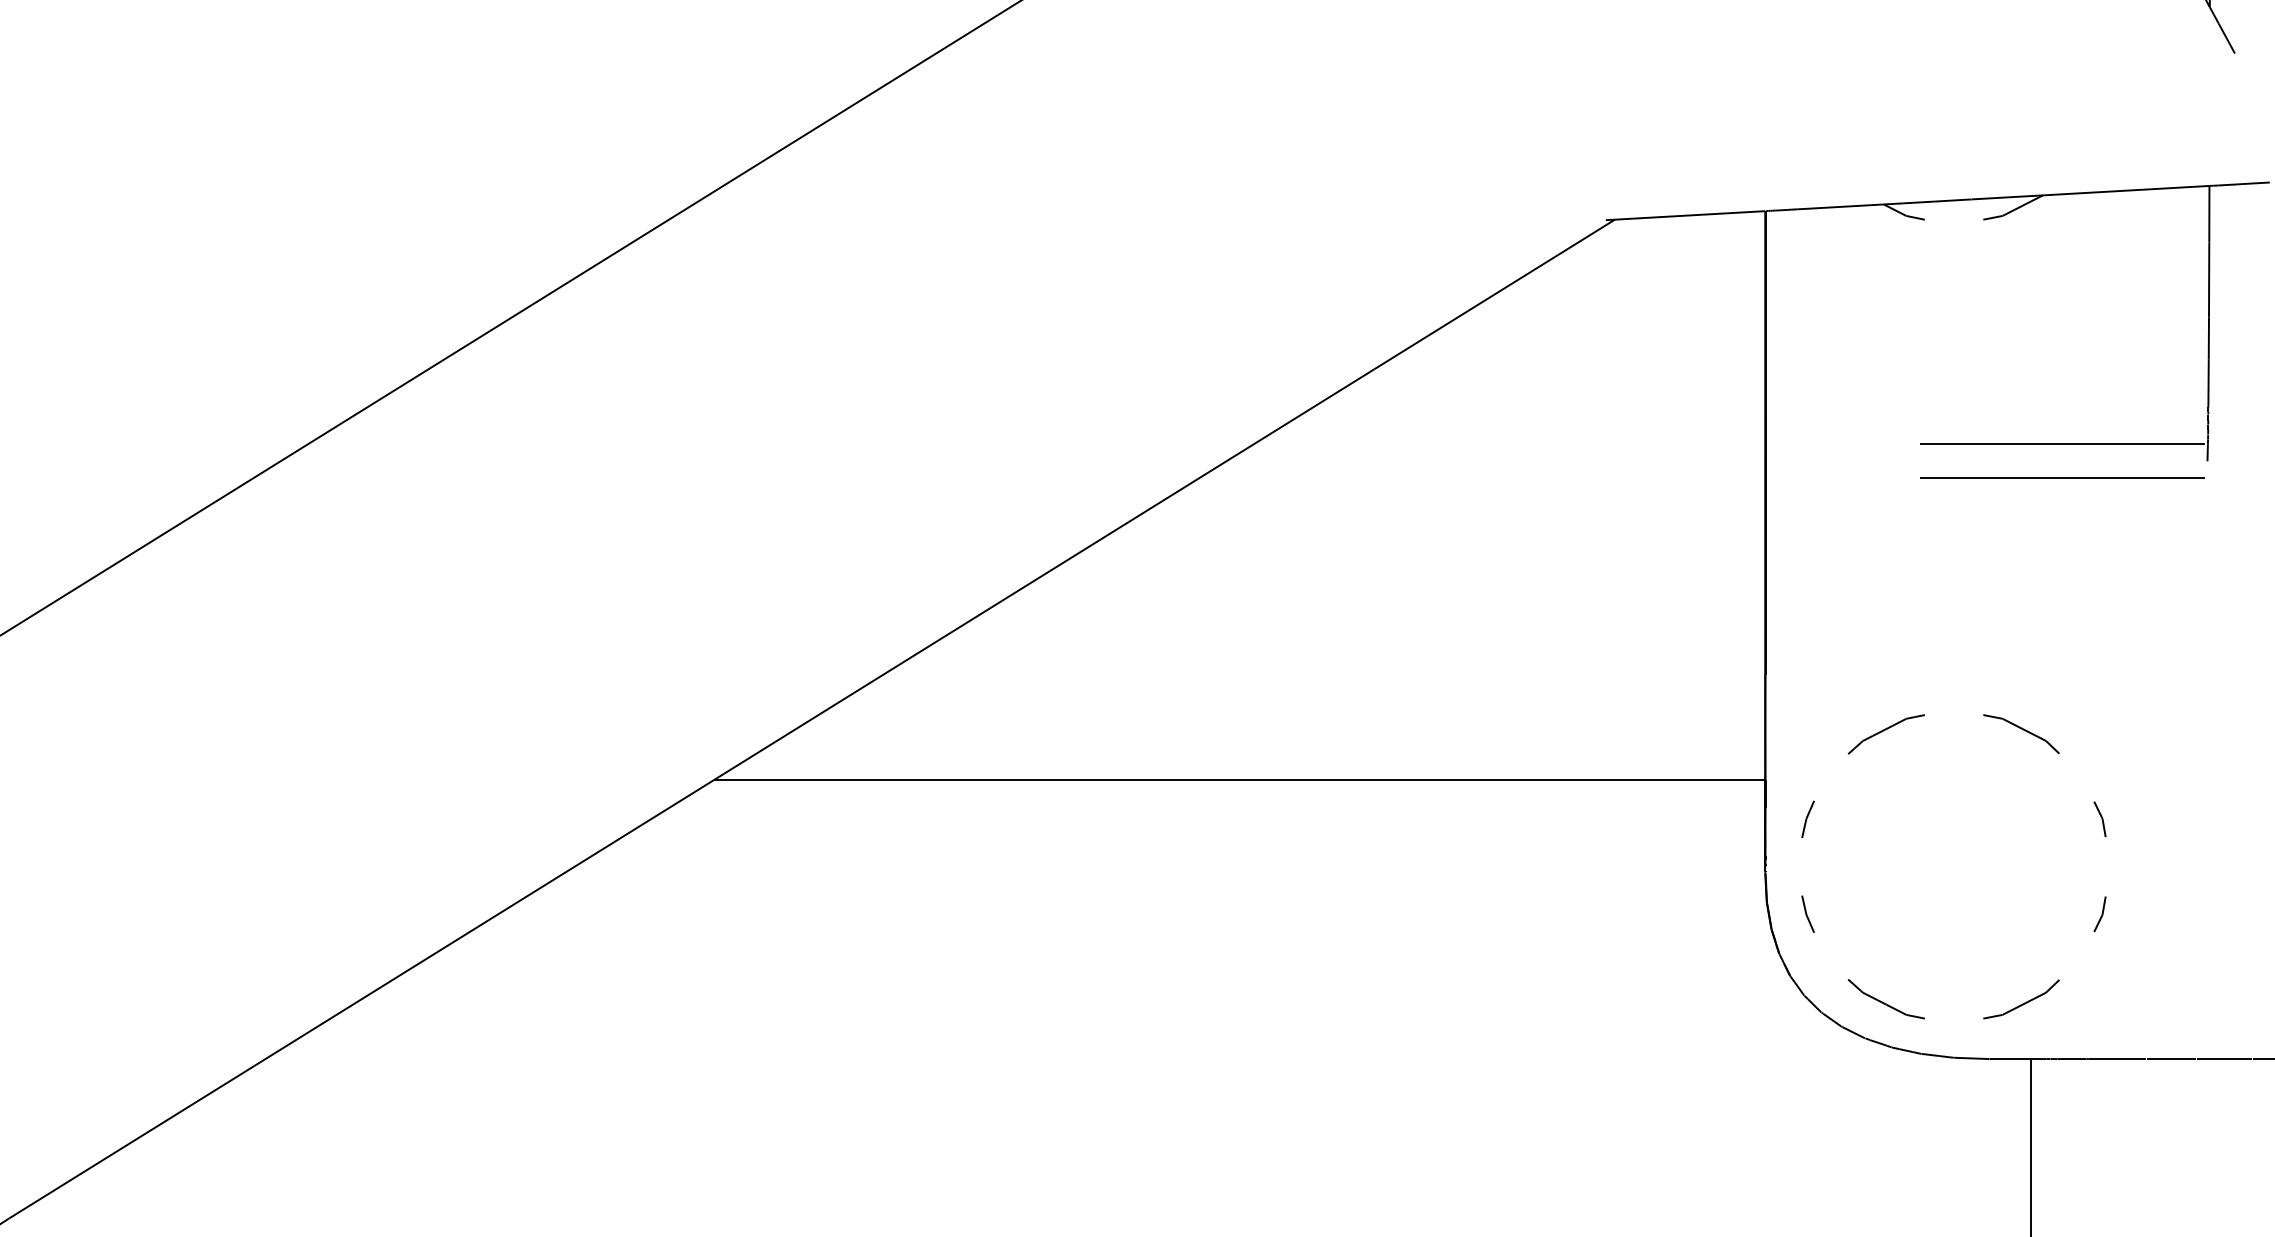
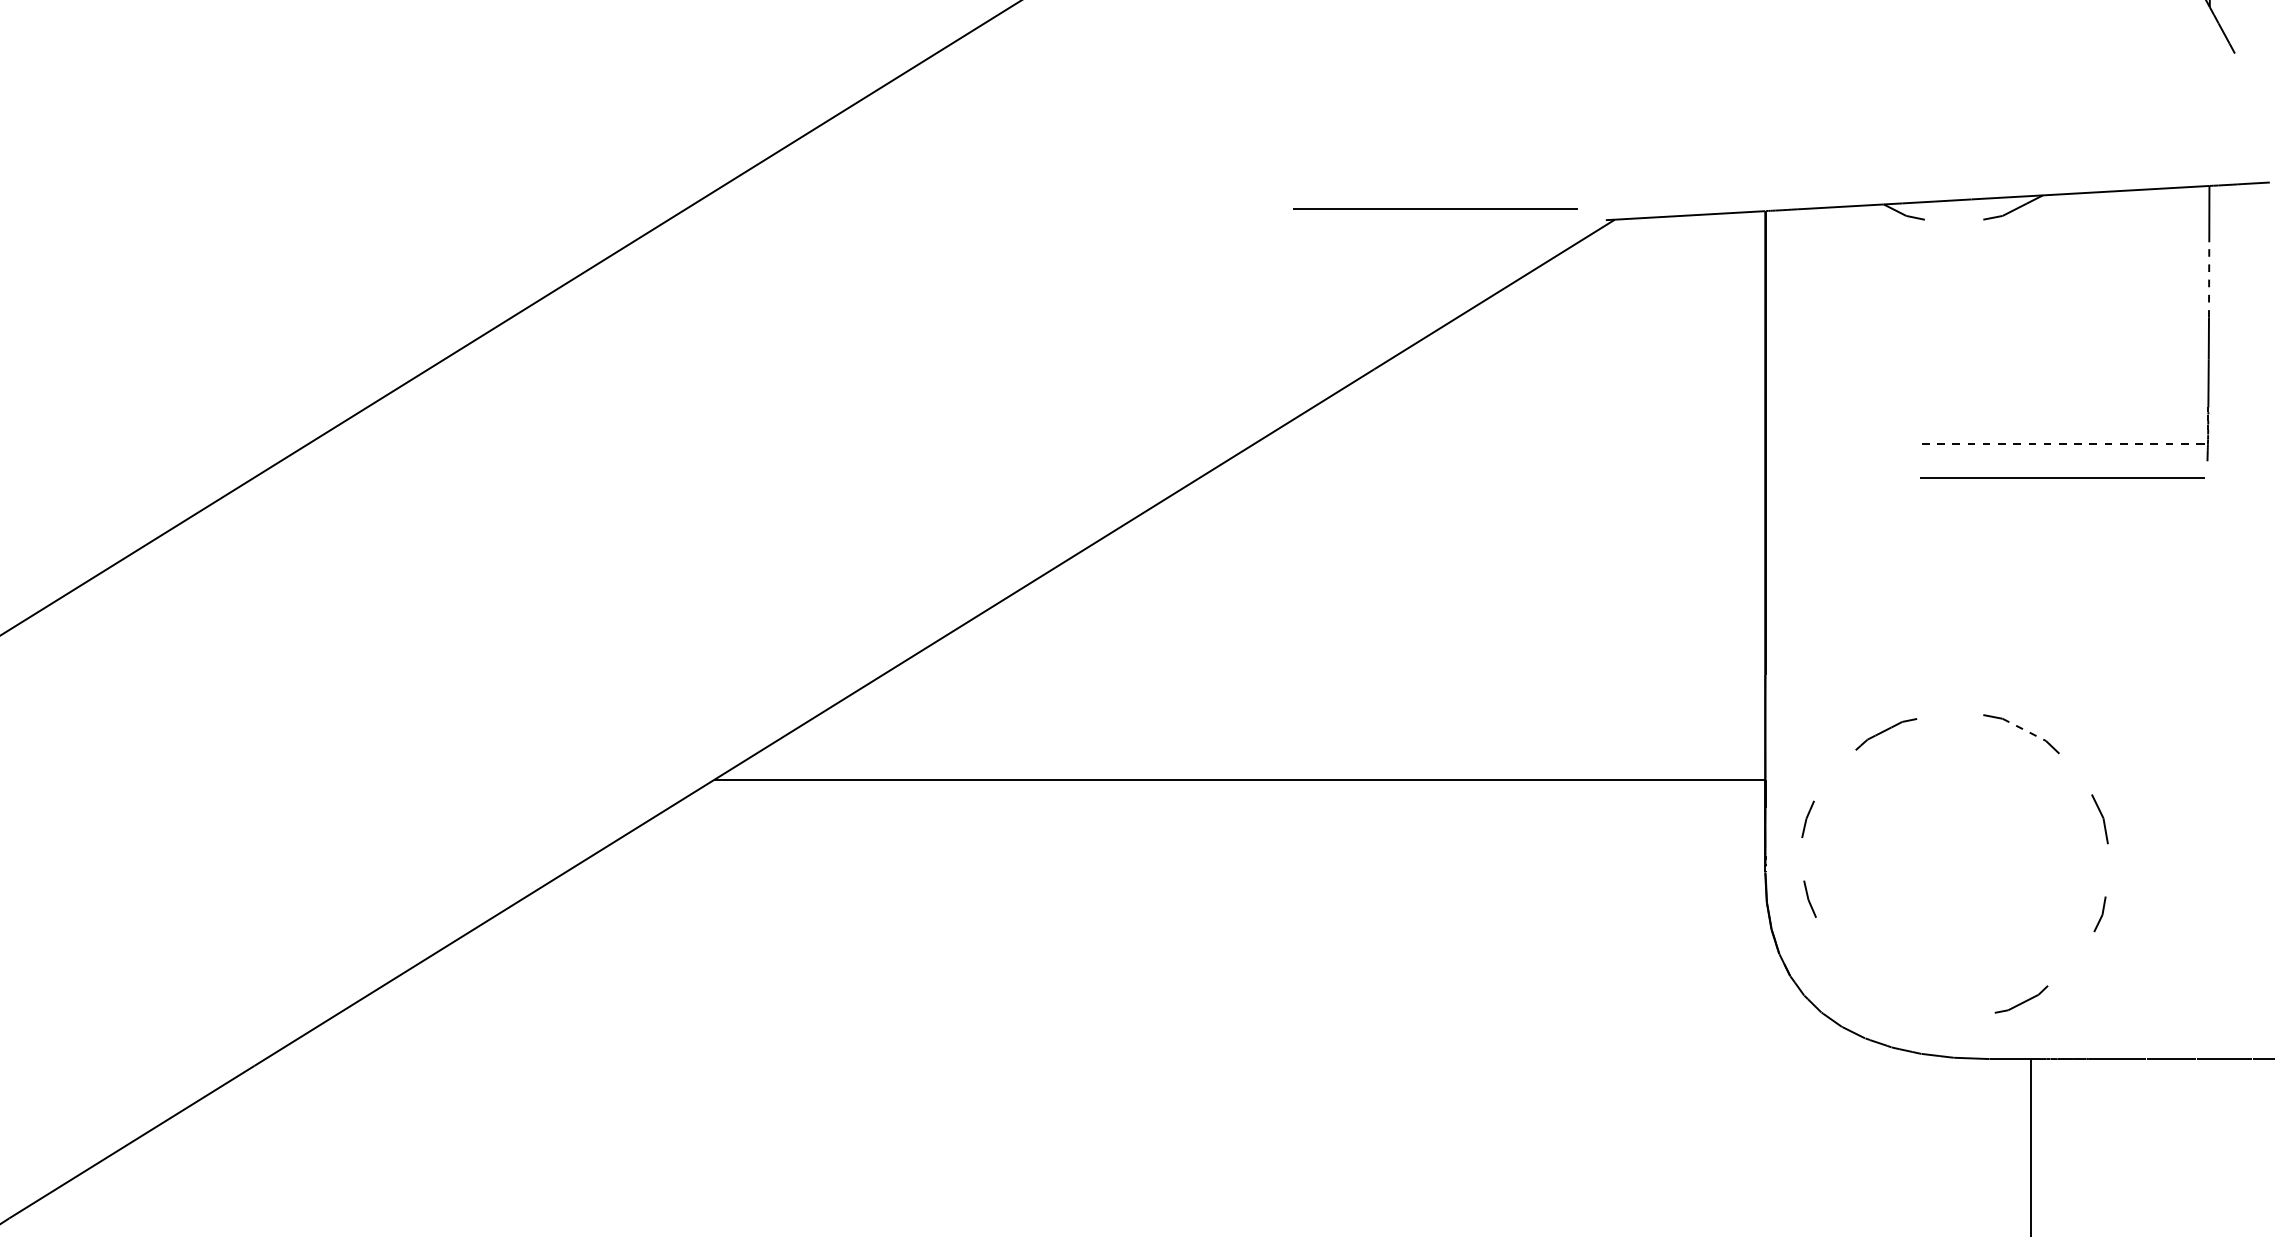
line: none -> present (1435, 208)
line: solid -> dashed (2209, 280)
line: solid -> dashed (2061, 444)
line: solid -> dashed (2024, 730)
part size: 78x41 px -> 63x33 px (1886, 734)
part size: 14x37 px -> 18x51 px (2099, 819)
part position: (1807, 913) -> (1809, 898) (1809, 898)
part: present -> none (1885, 999)
part size: 77x41 px -> 55x29 px (2021, 999)
